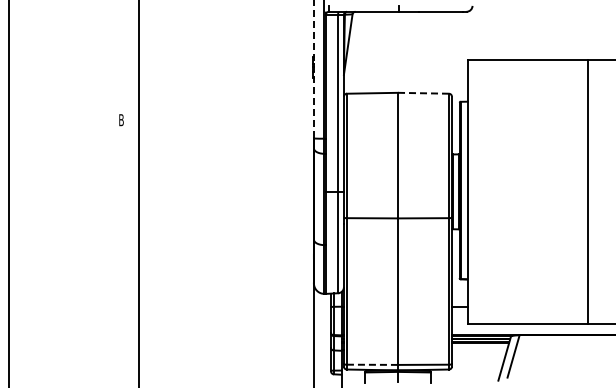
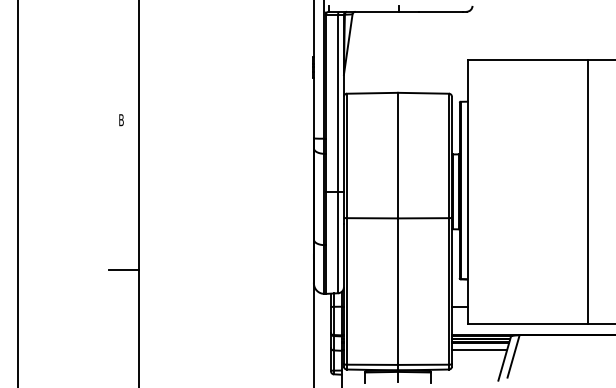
line: dashed -> solid (313, 68)
line: dashed -> solid (423, 93)
line position: (9, 193) -> (18, 193) (18, 193)
line: none -> present (123, 270)
line: none -> present (479, 349)
line: dashed -> solid (372, 364)
